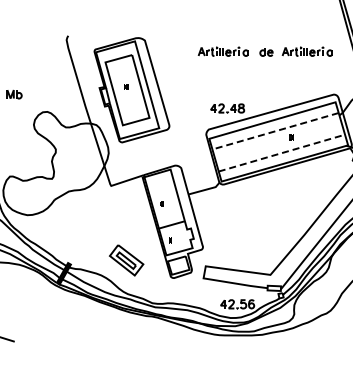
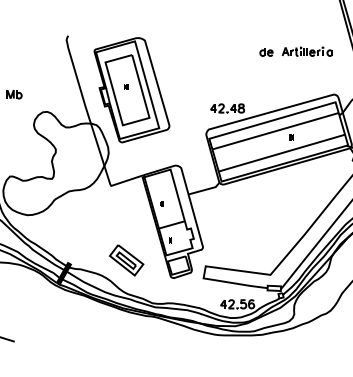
part: present -> none (222, 51)
line: dashed -> solid (274, 131)
line: dashed -> solid (280, 153)
